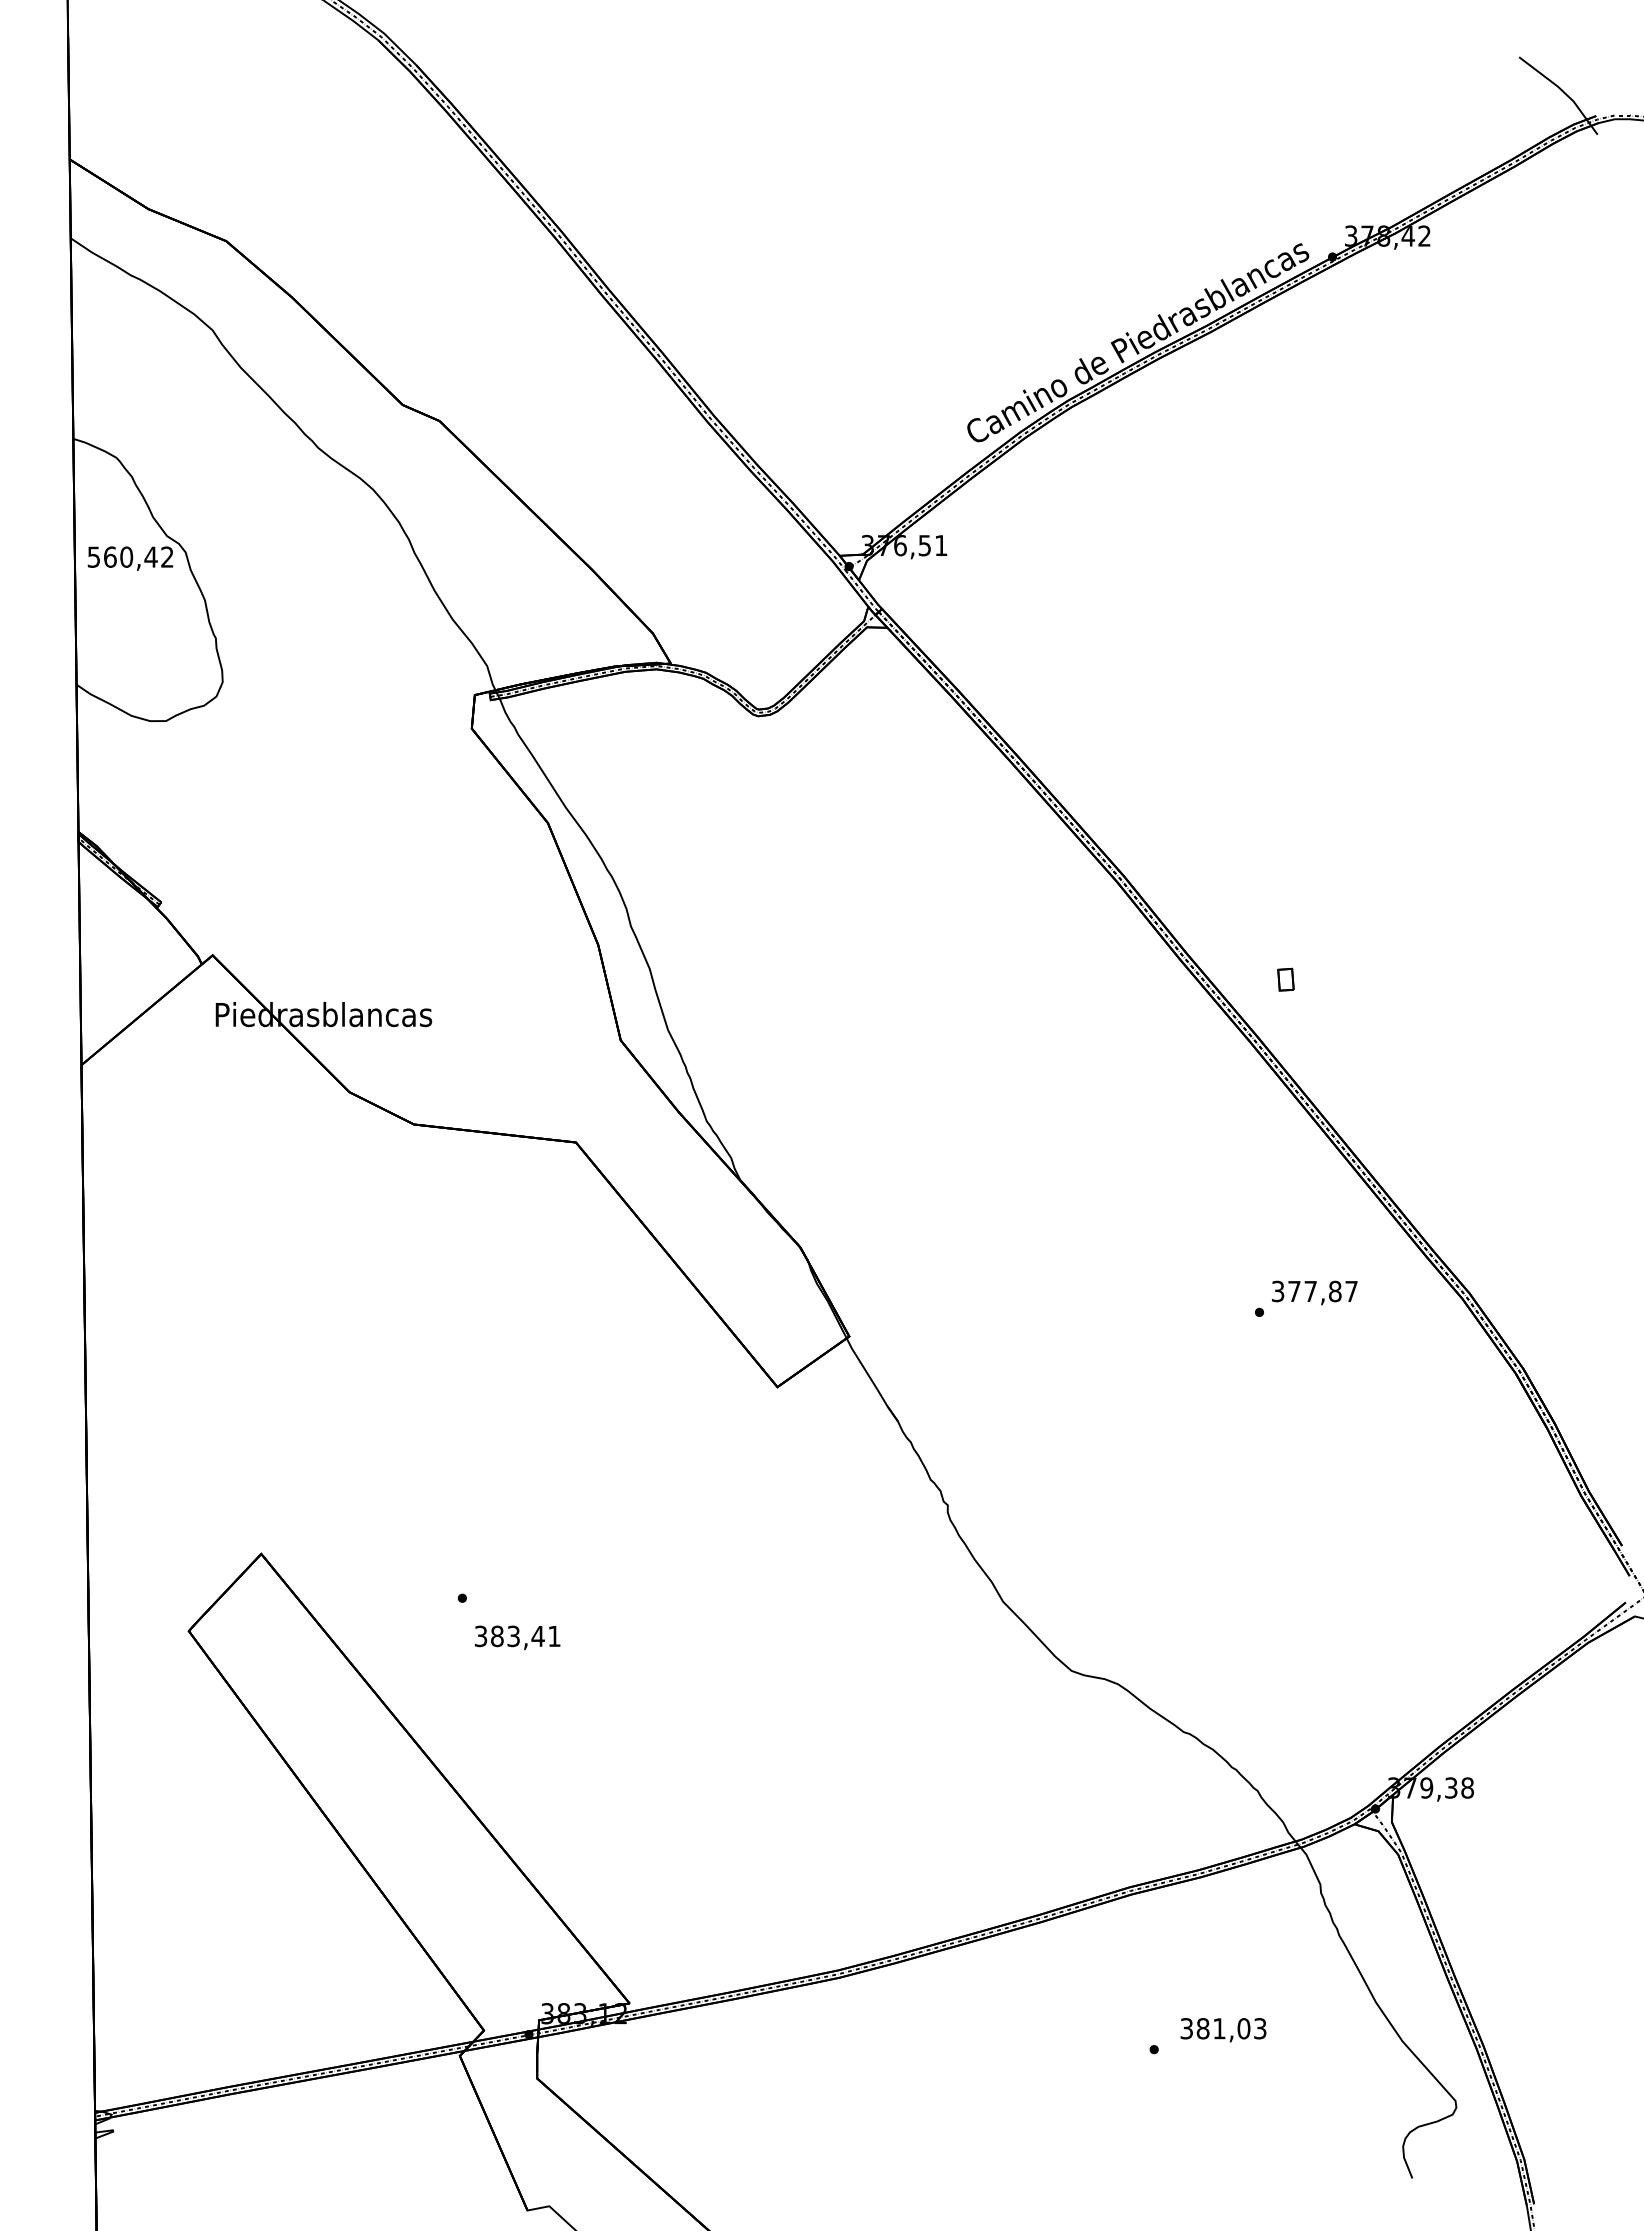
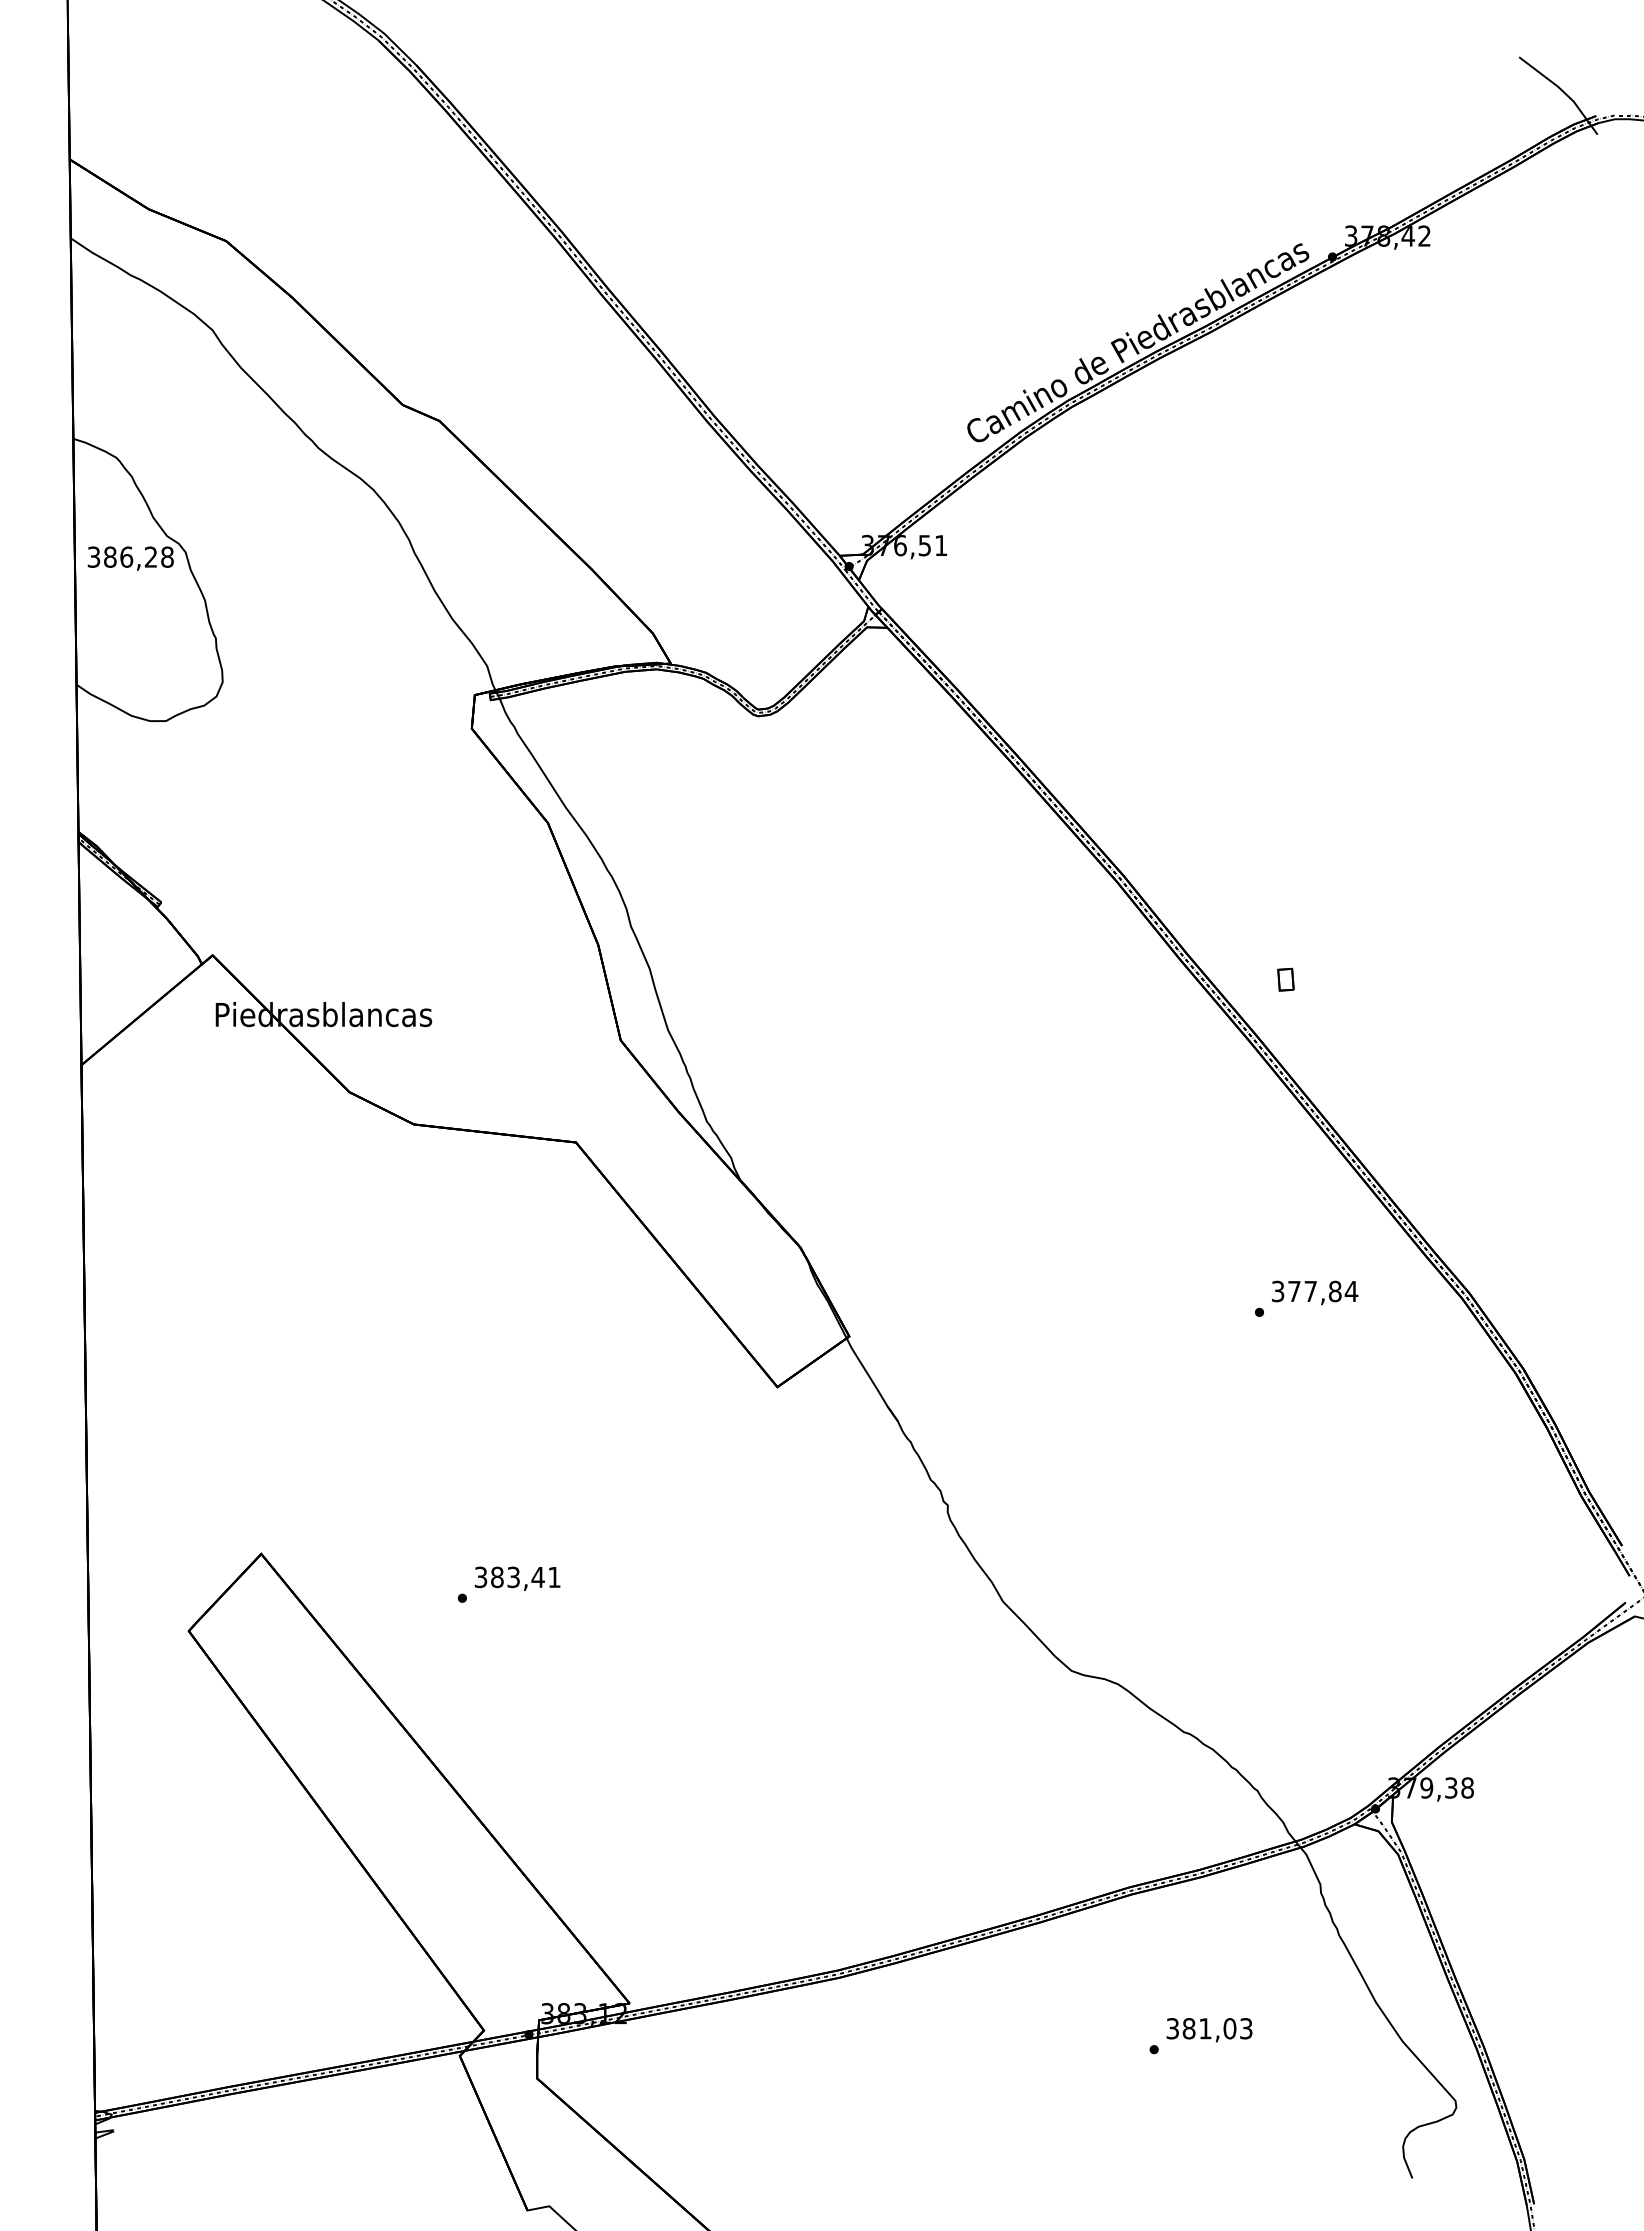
text: 560,42 -> 386,28 (130, 556)
text: 377,87 -> 377,84 (1351, 1291)
text position: (517, 1637) -> (517, 1578) (517, 1578)
text position: (1223, 2030) -> (1209, 2030) (1209, 2030)
